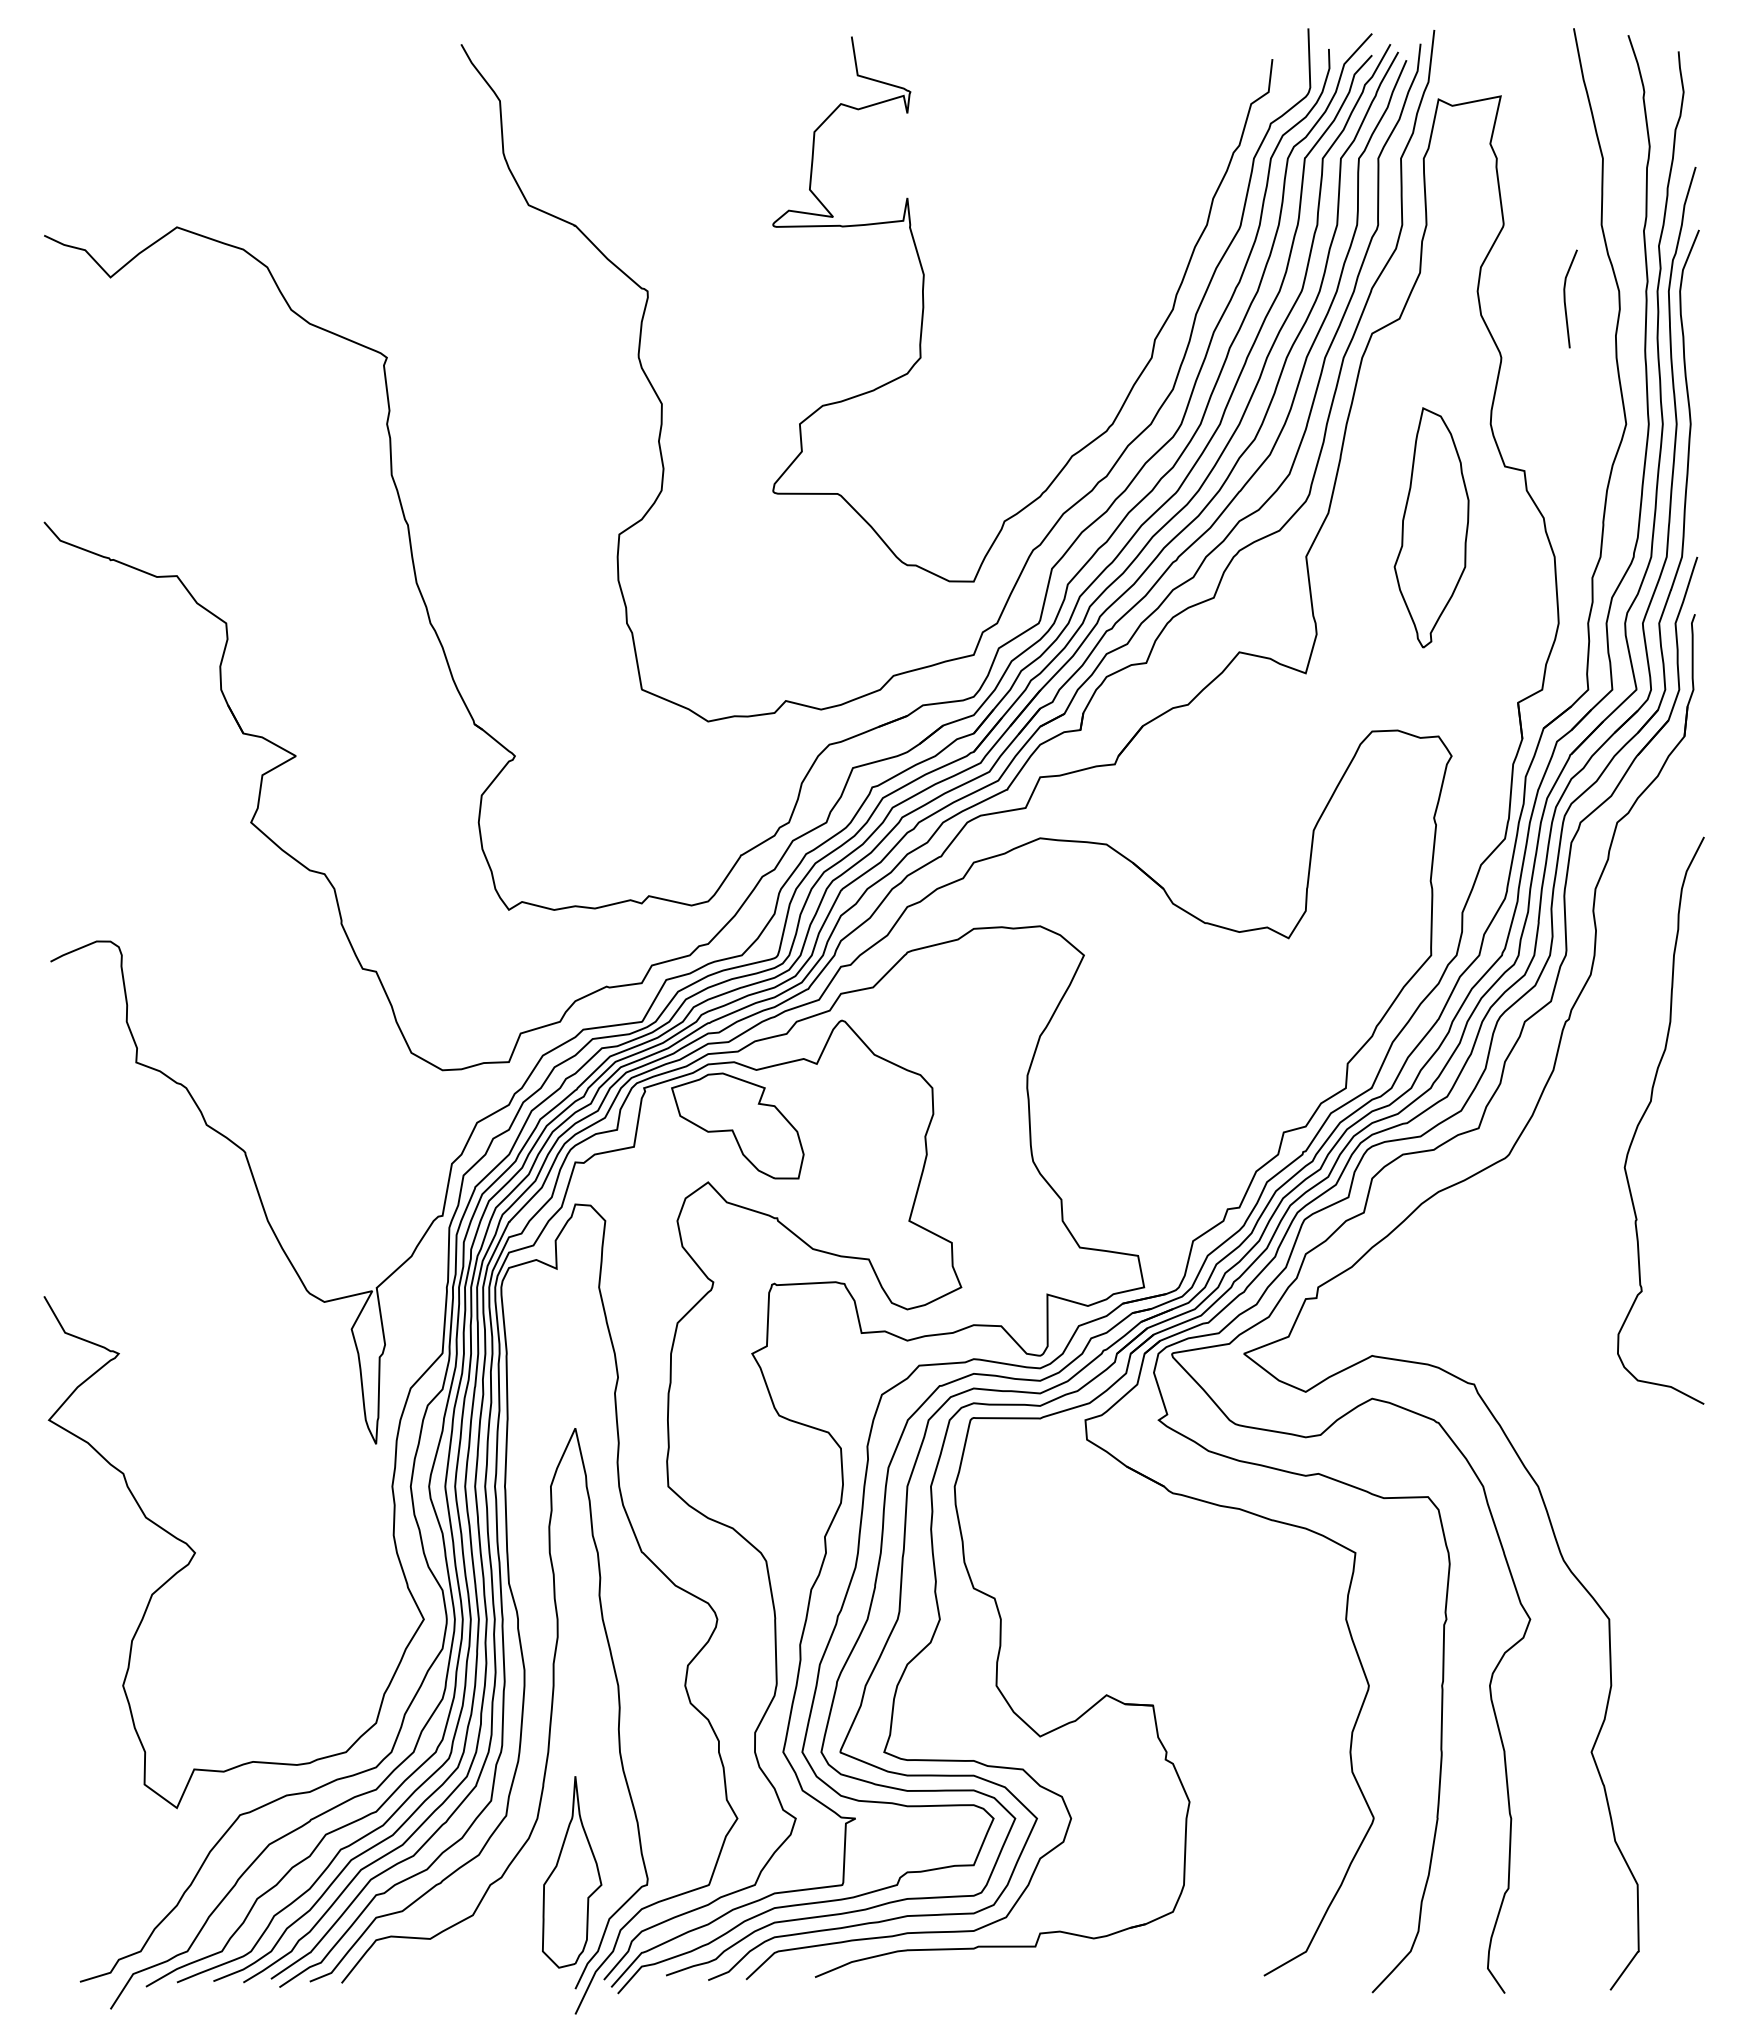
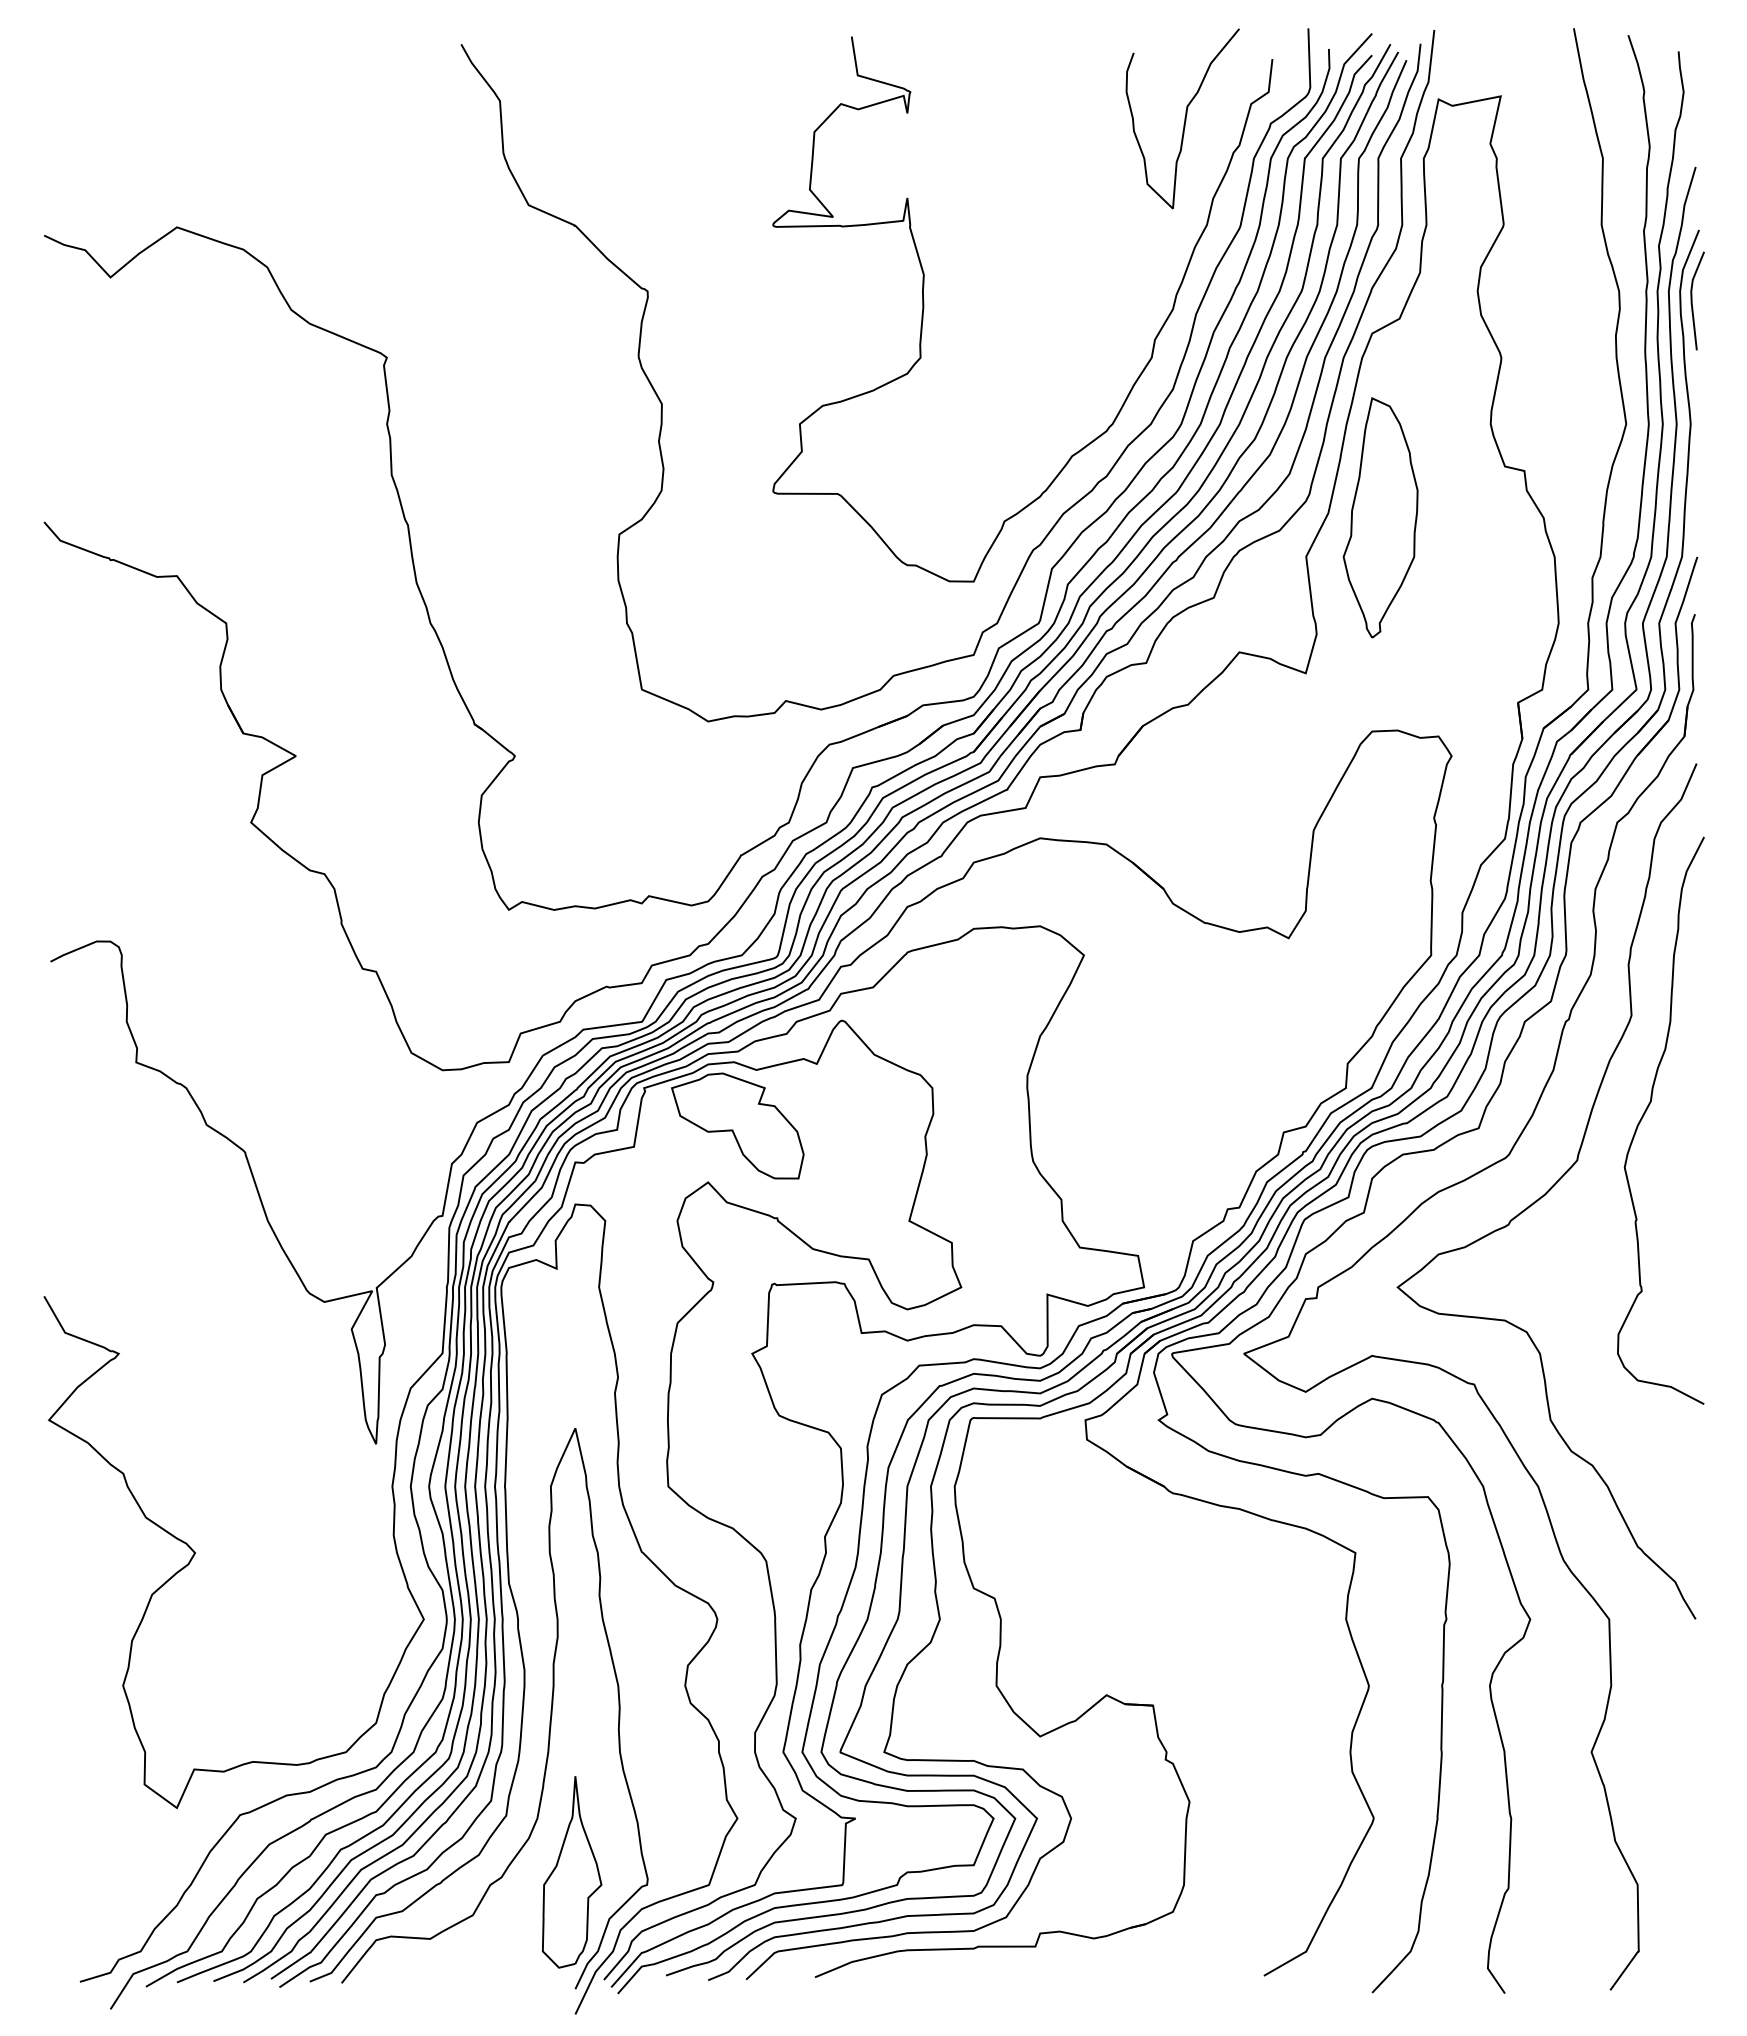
curve: none -> present (1184, 118)
line position: (1565, 298) -> (1692, 300) (1692, 300)
part position: (1431, 527) -> (1380, 517) (1380, 517)
curve: none -> present (1546, 1191)
